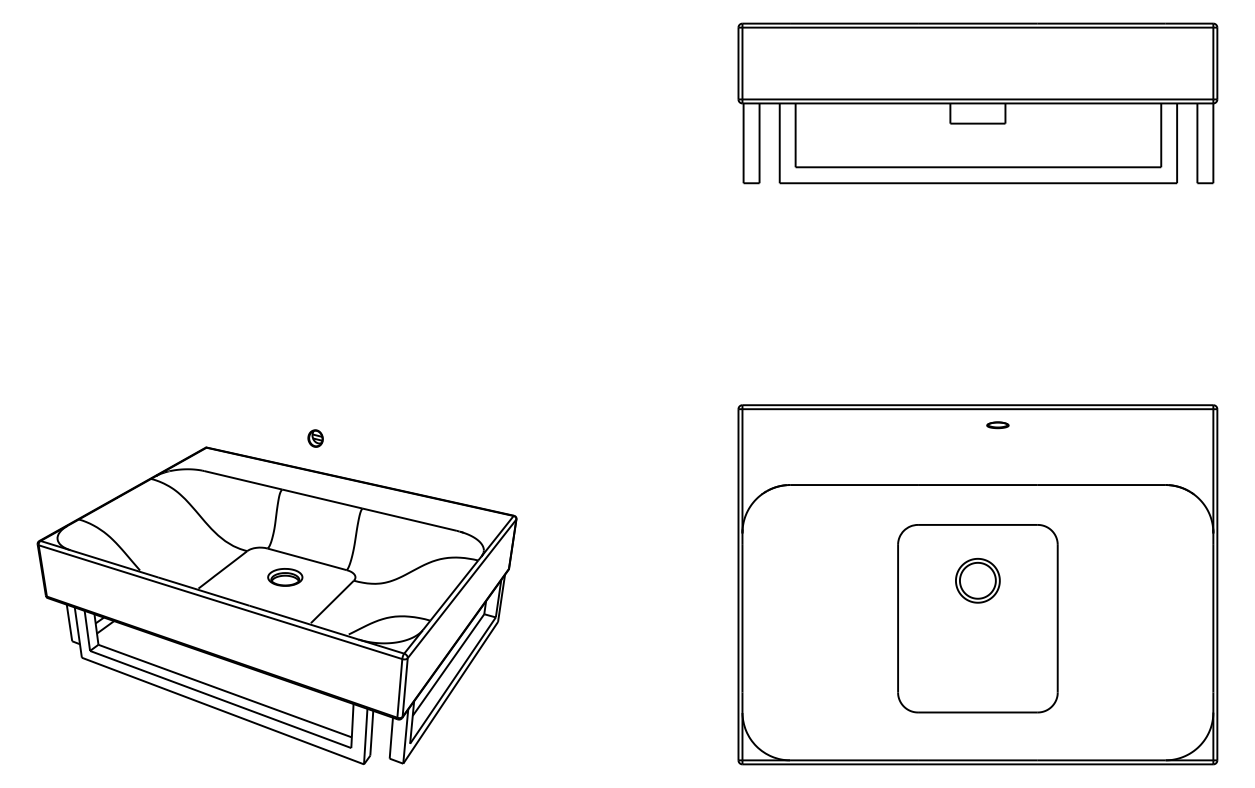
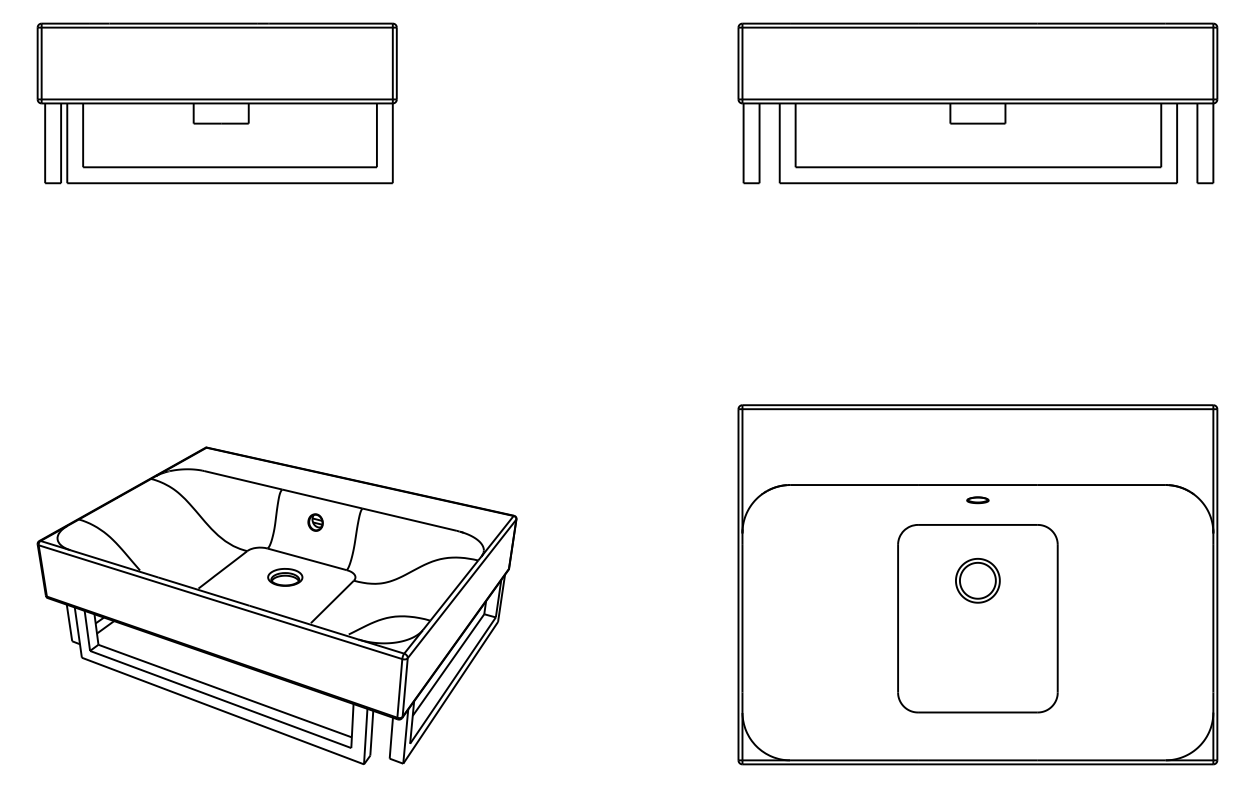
part: none -> present (216, 103)
part position: (997, 425) -> (977, 500) (977, 500)
part position: (315, 438) -> (315, 522) (315, 522)
